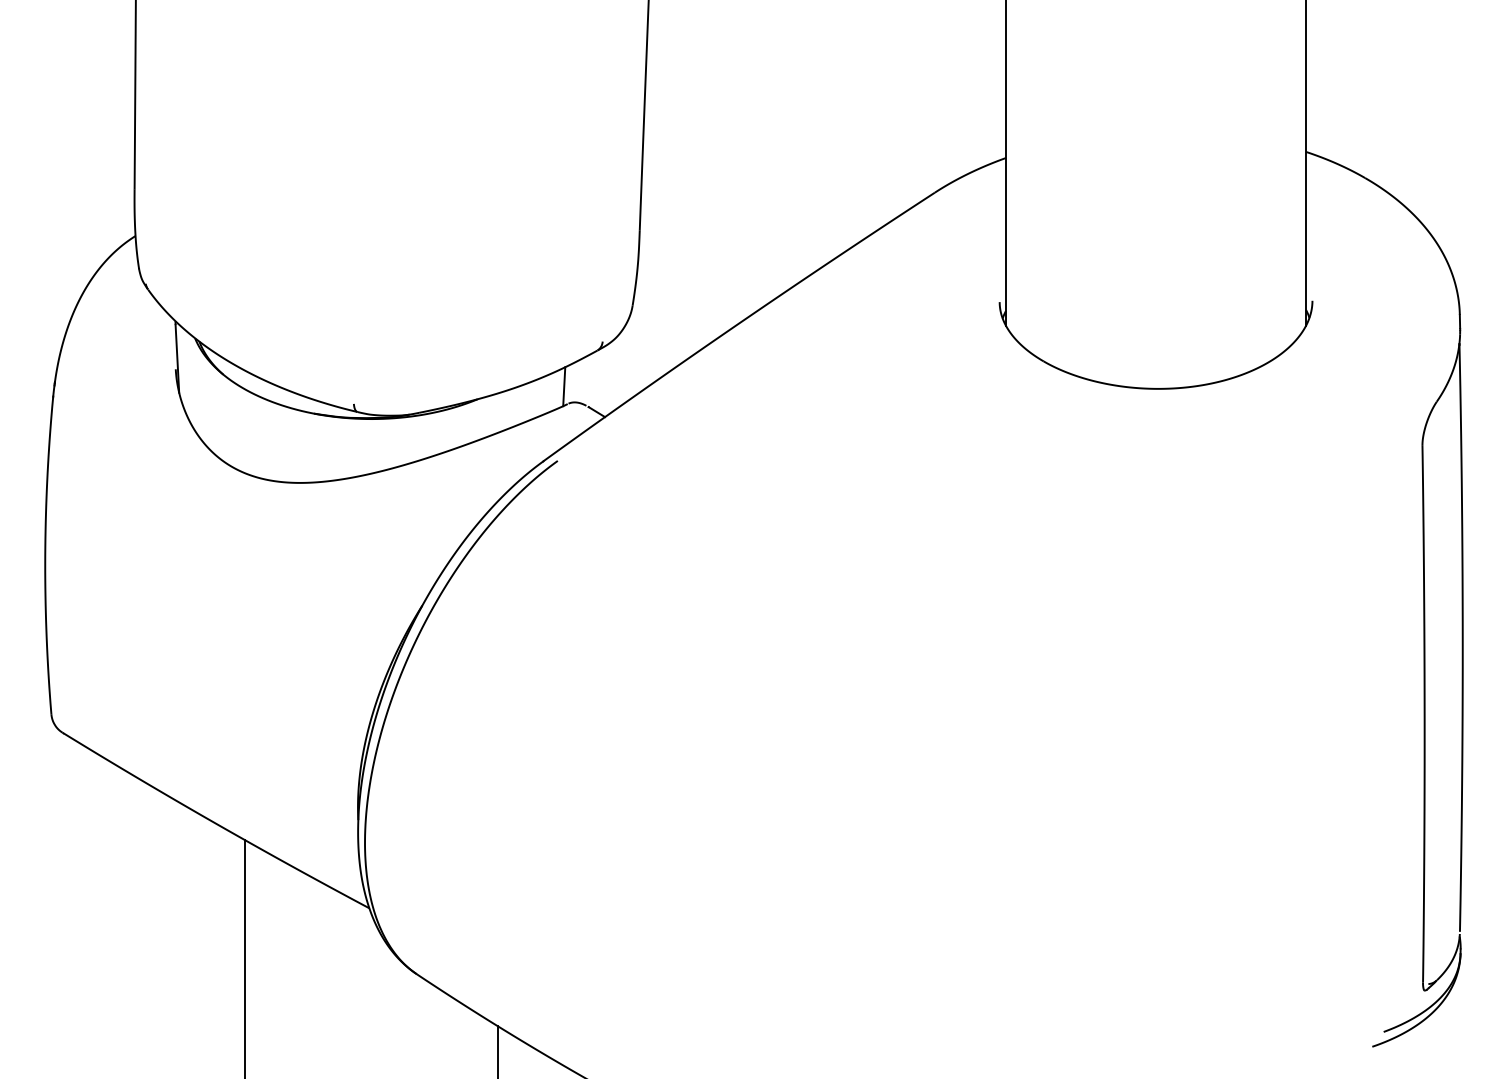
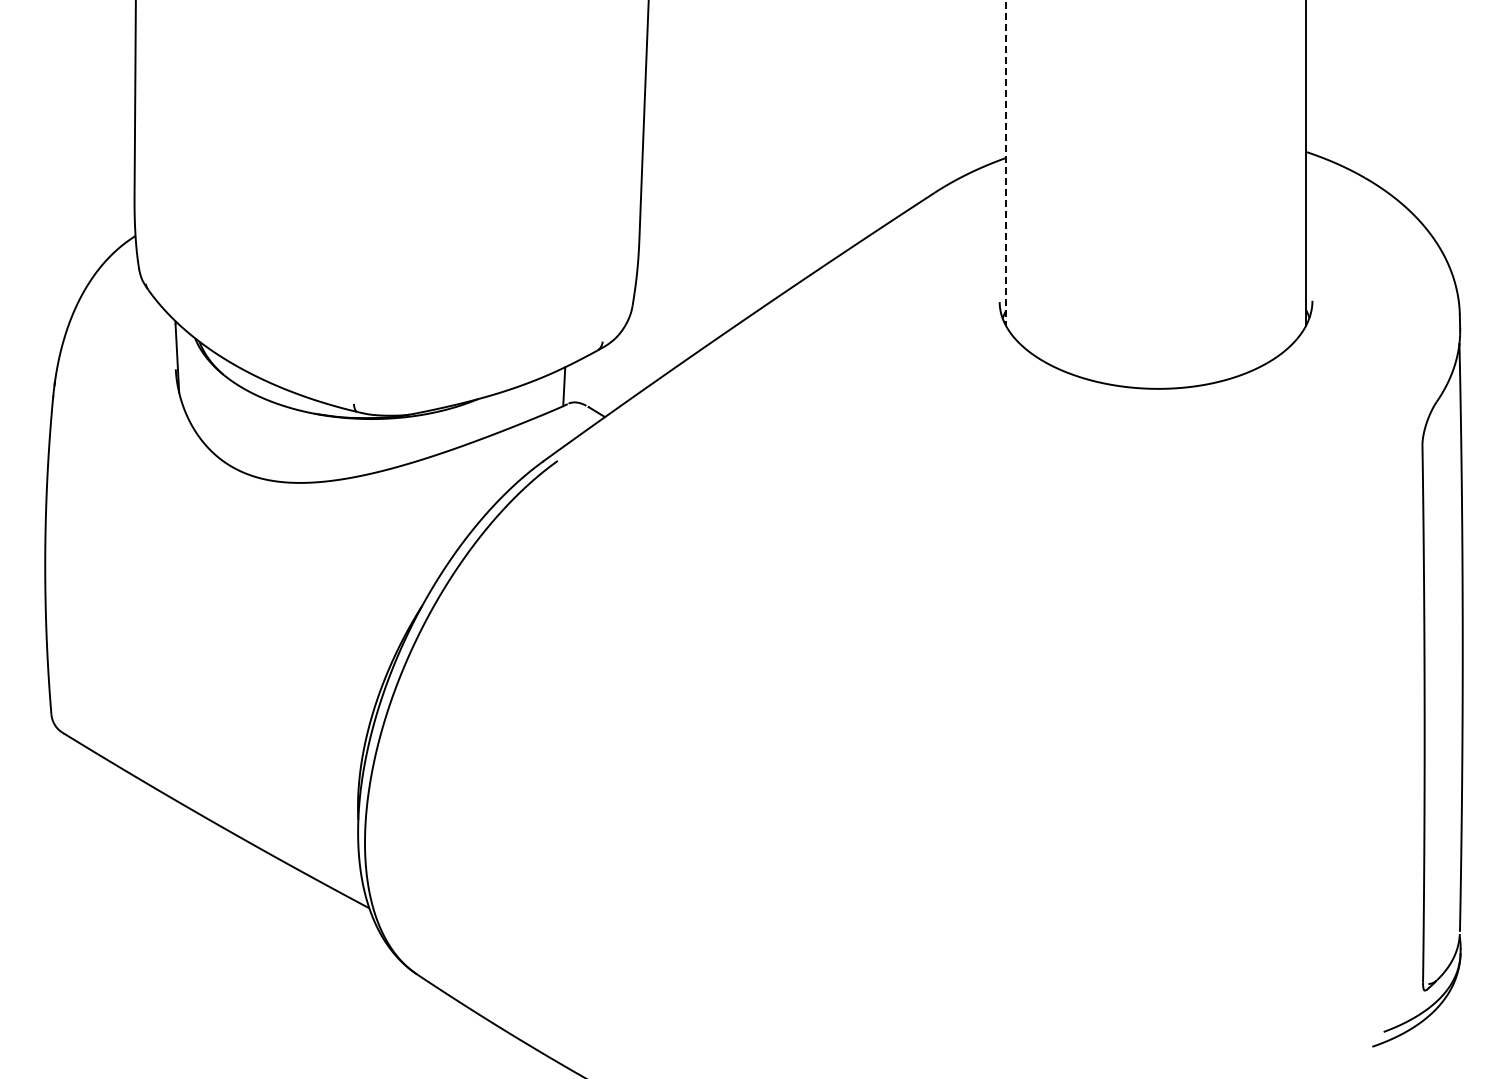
line: solid -> dashed (1006, 163)
line: present -> none (245, 957)
line: present -> none (498, 1050)
